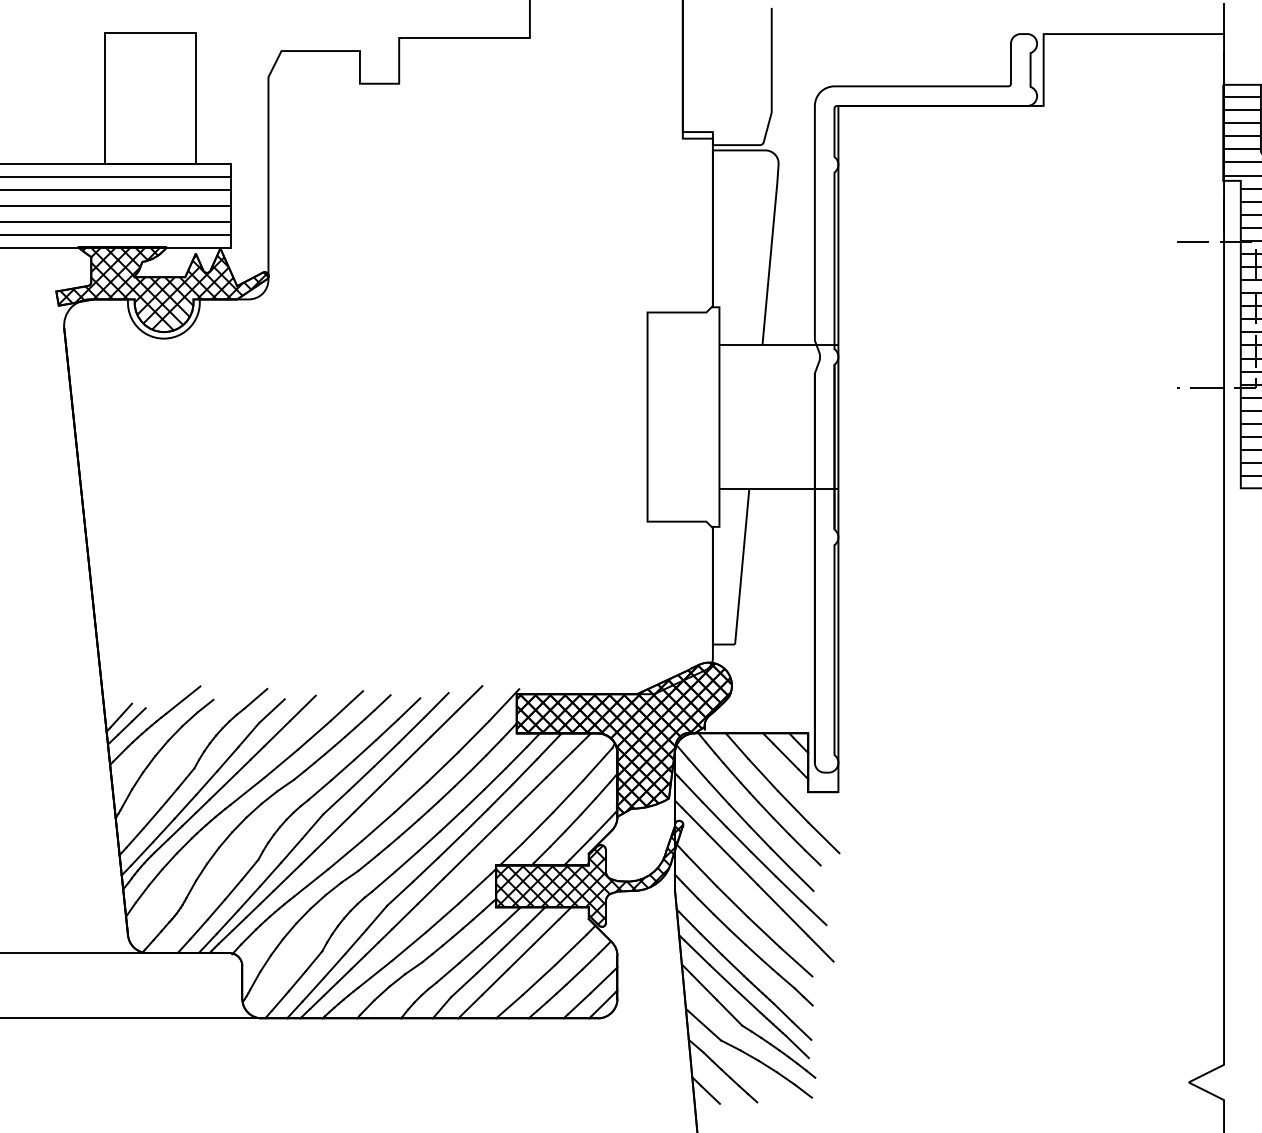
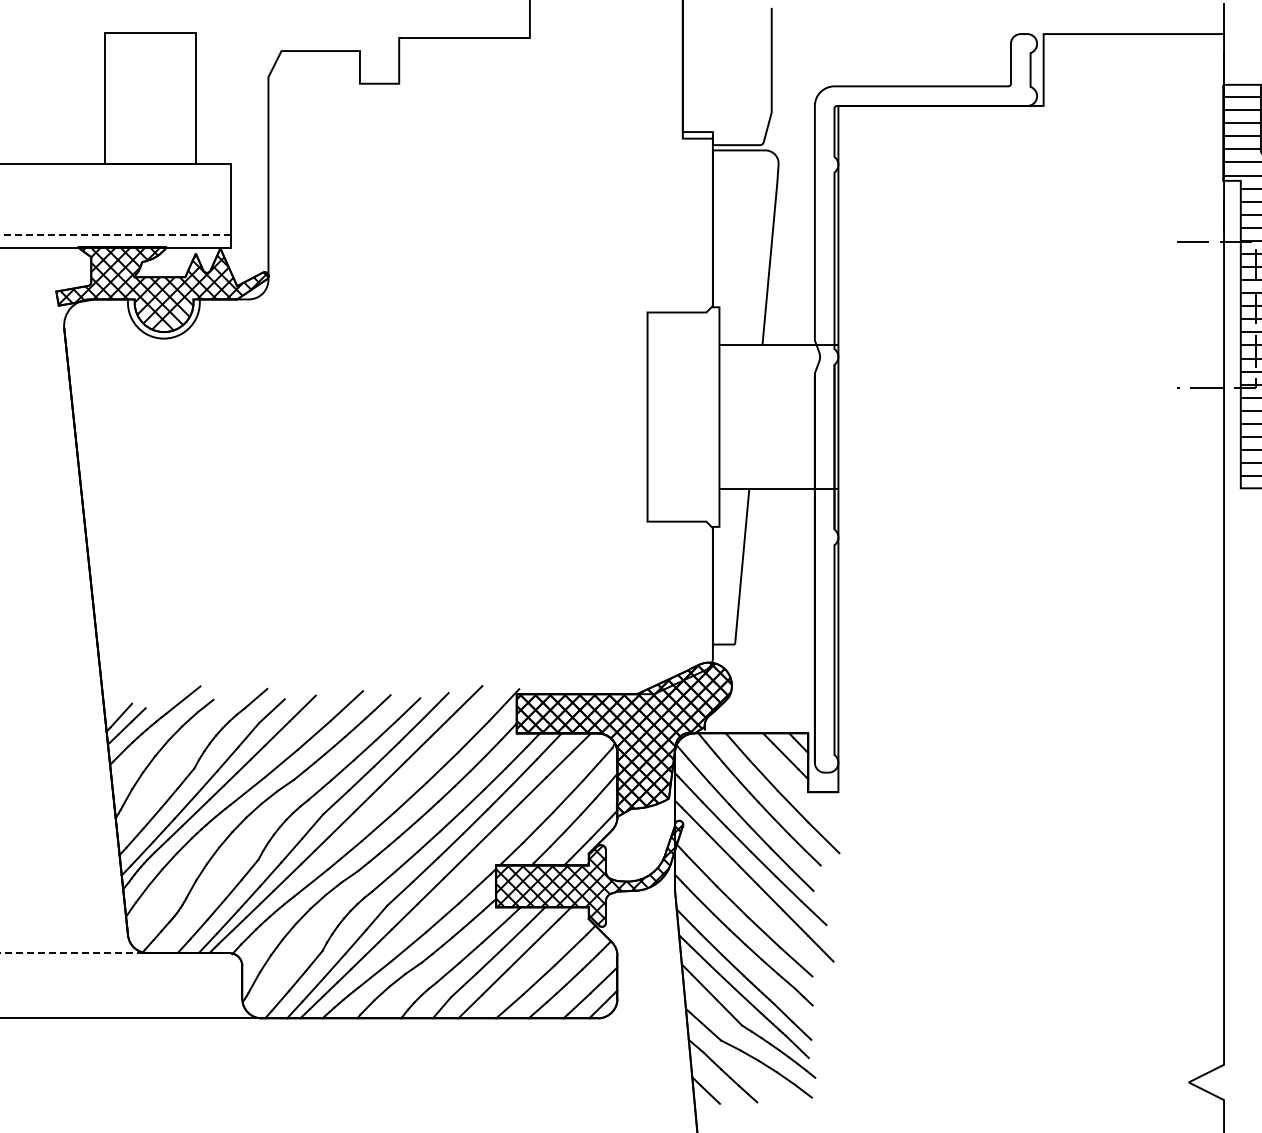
line: present -> none (116, 177)
line: present -> none (116, 190)
line: present -> none (116, 205)
line: present -> none (116, 221)
line: solid -> dashed (115, 234)
line: solid -> dashed (74, 953)
